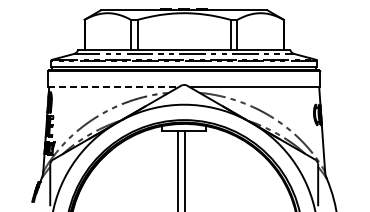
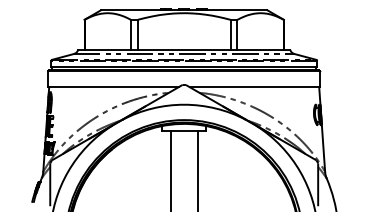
line: dashed -> solid (114, 87)
line position: (177, 169) -> (170, 169) (170, 169)
line position: (184, 169) -> (197, 169) (197, 169)
